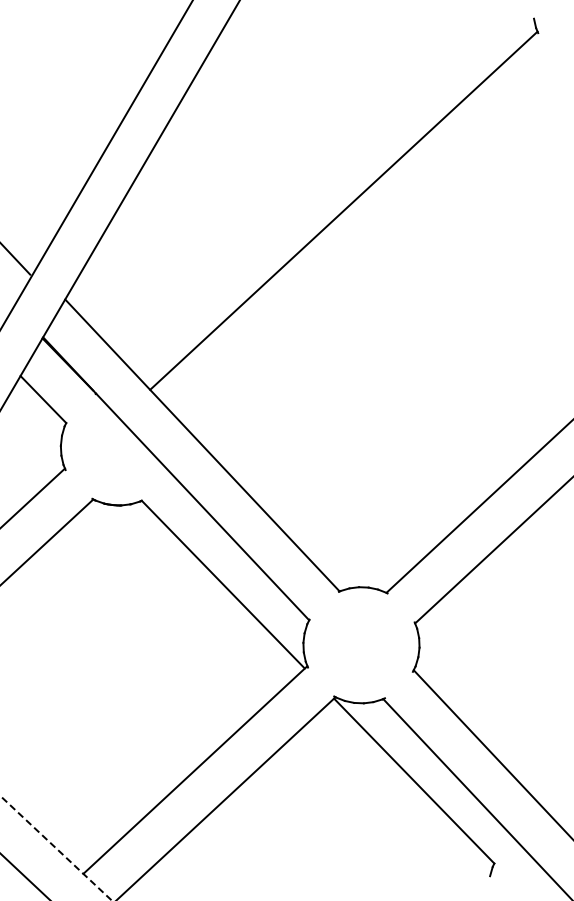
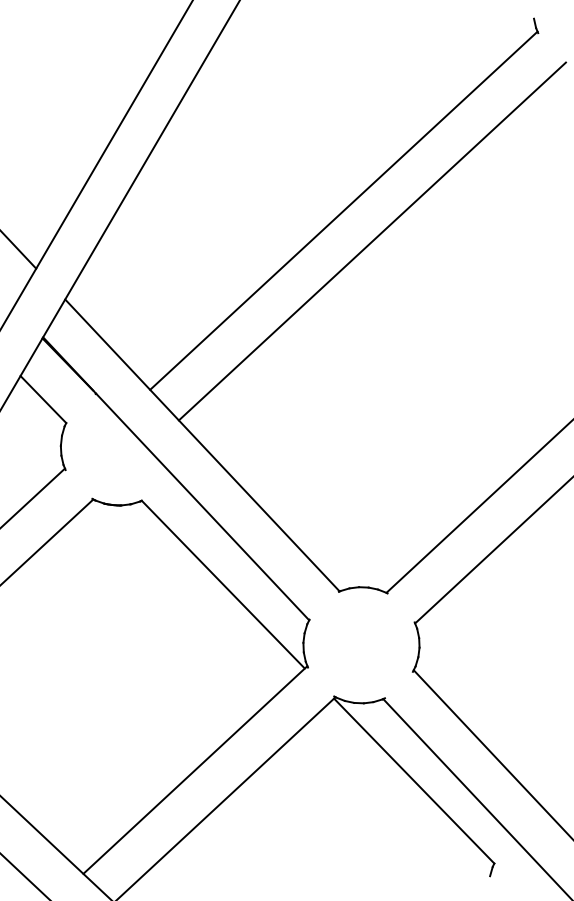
line: none -> present (371, 241)
line position: (16, 259) -> (19, 250) (19, 250)
line: dashed -> solid (55, 847)
